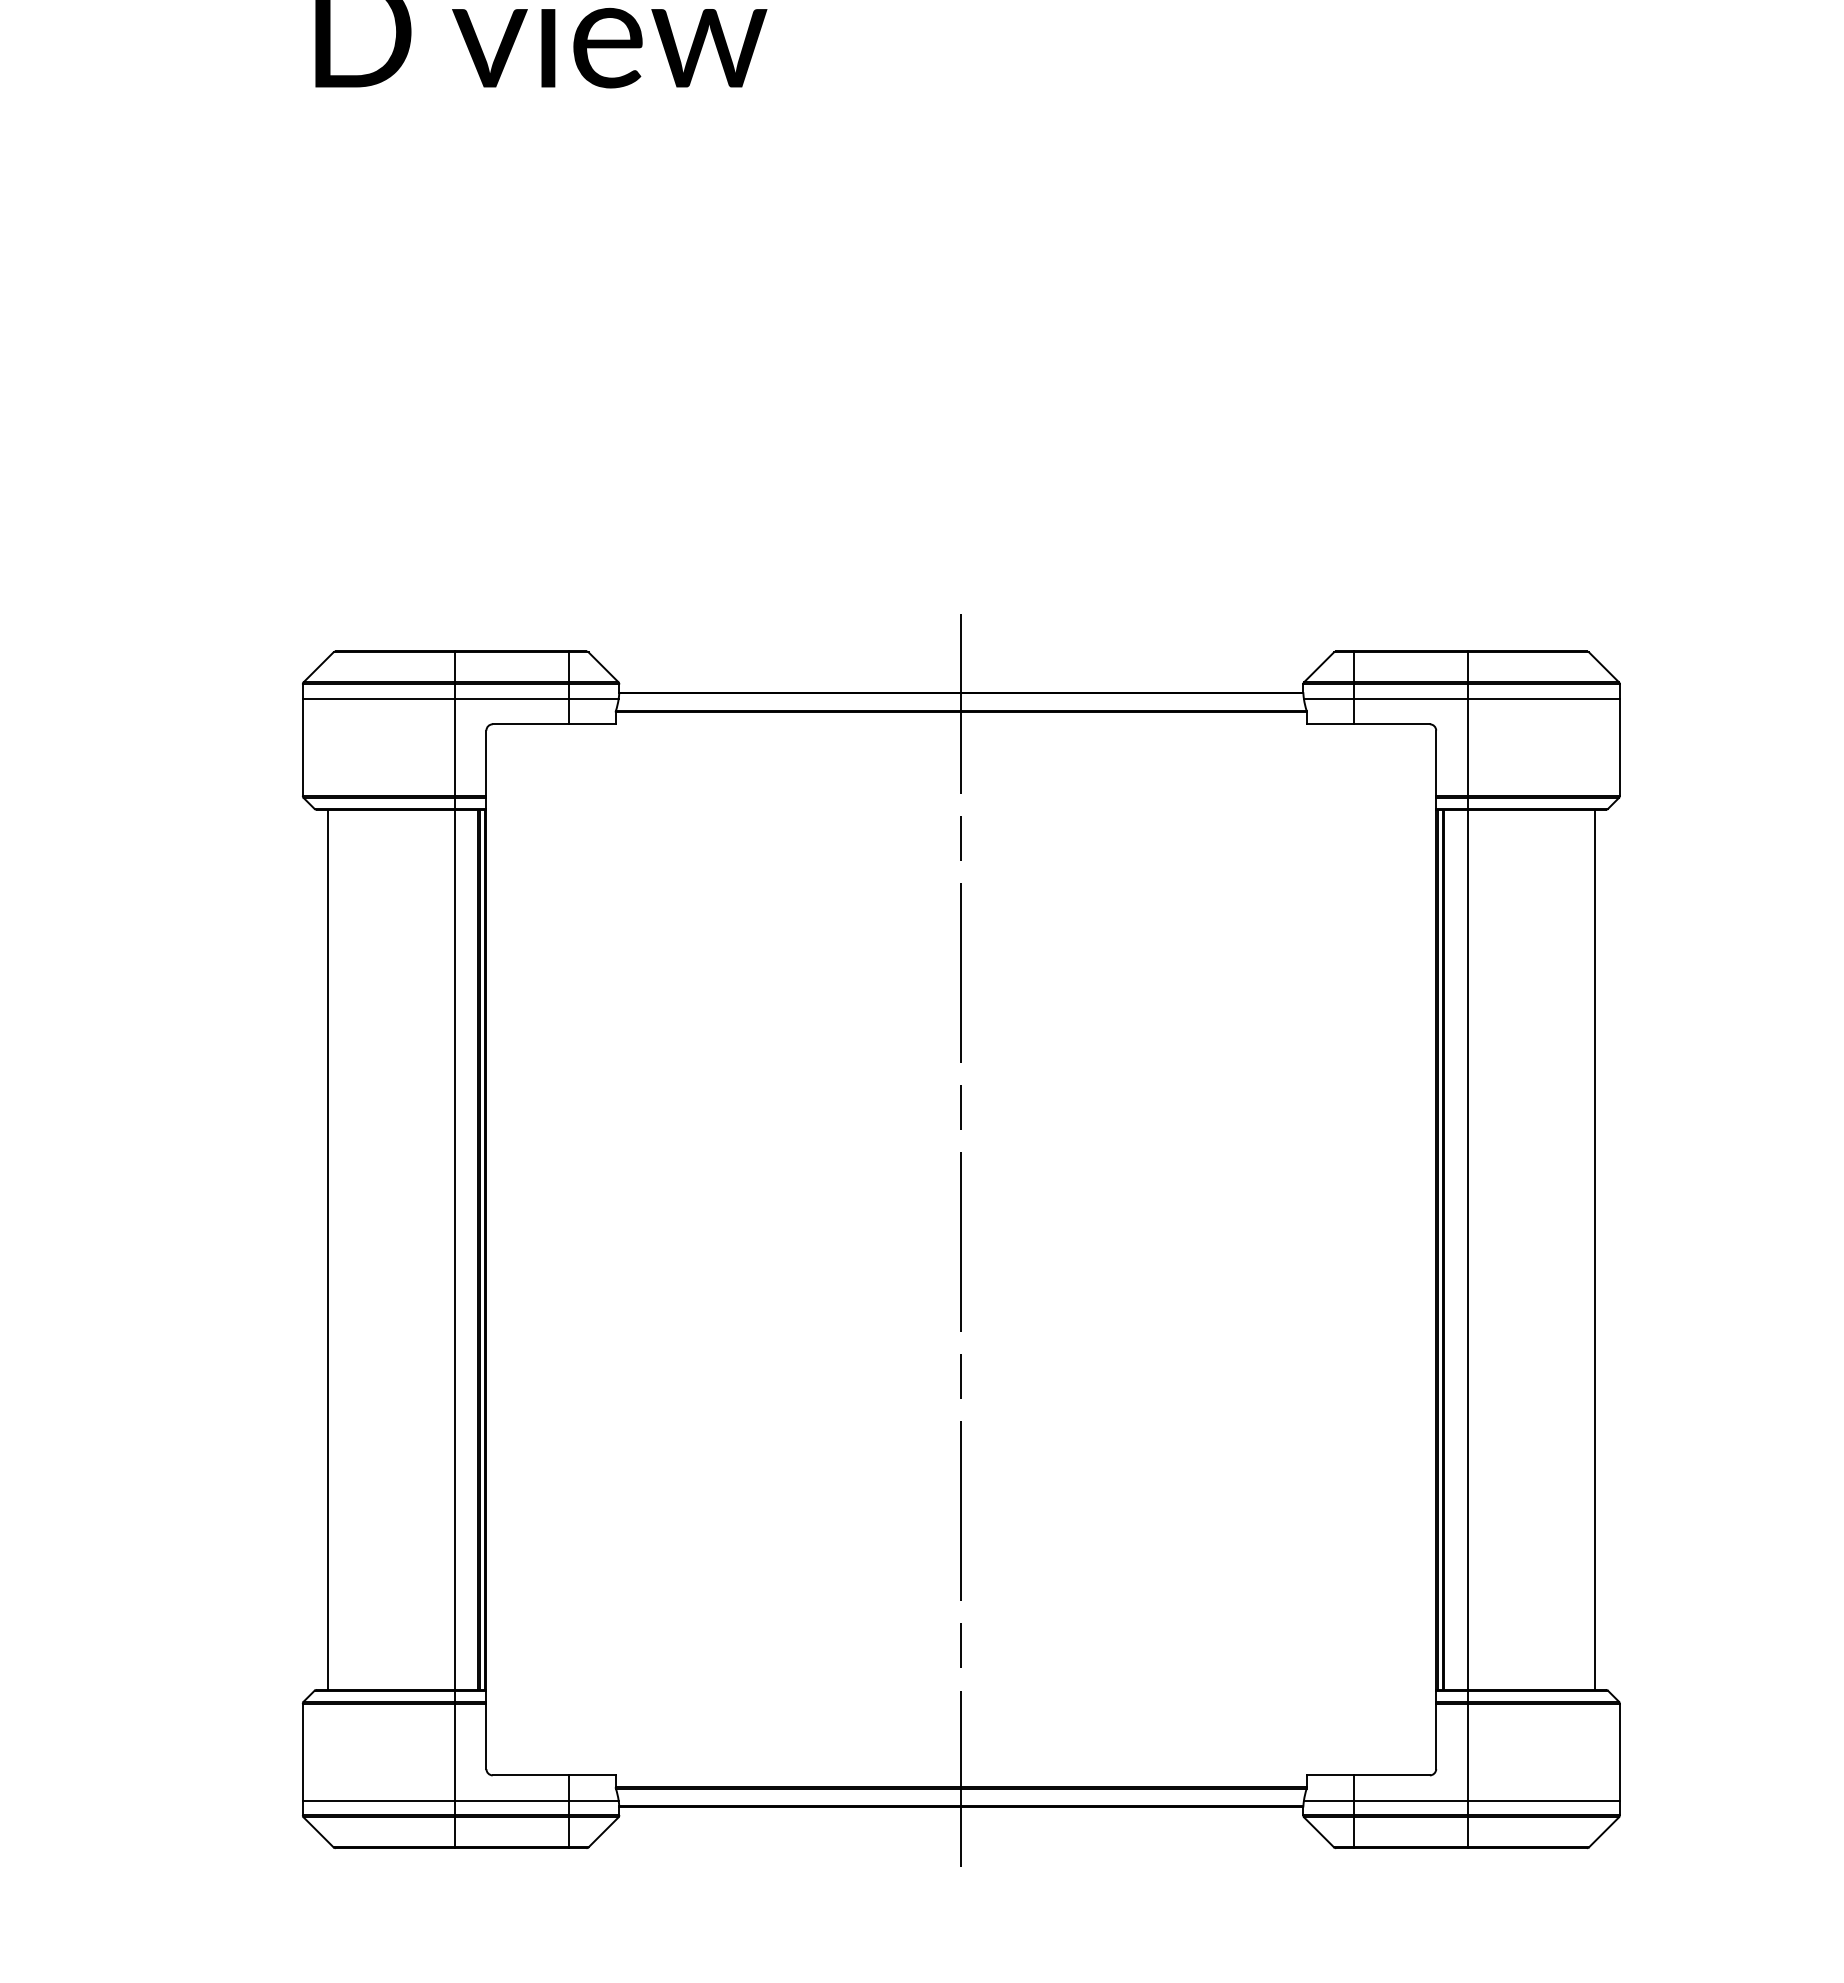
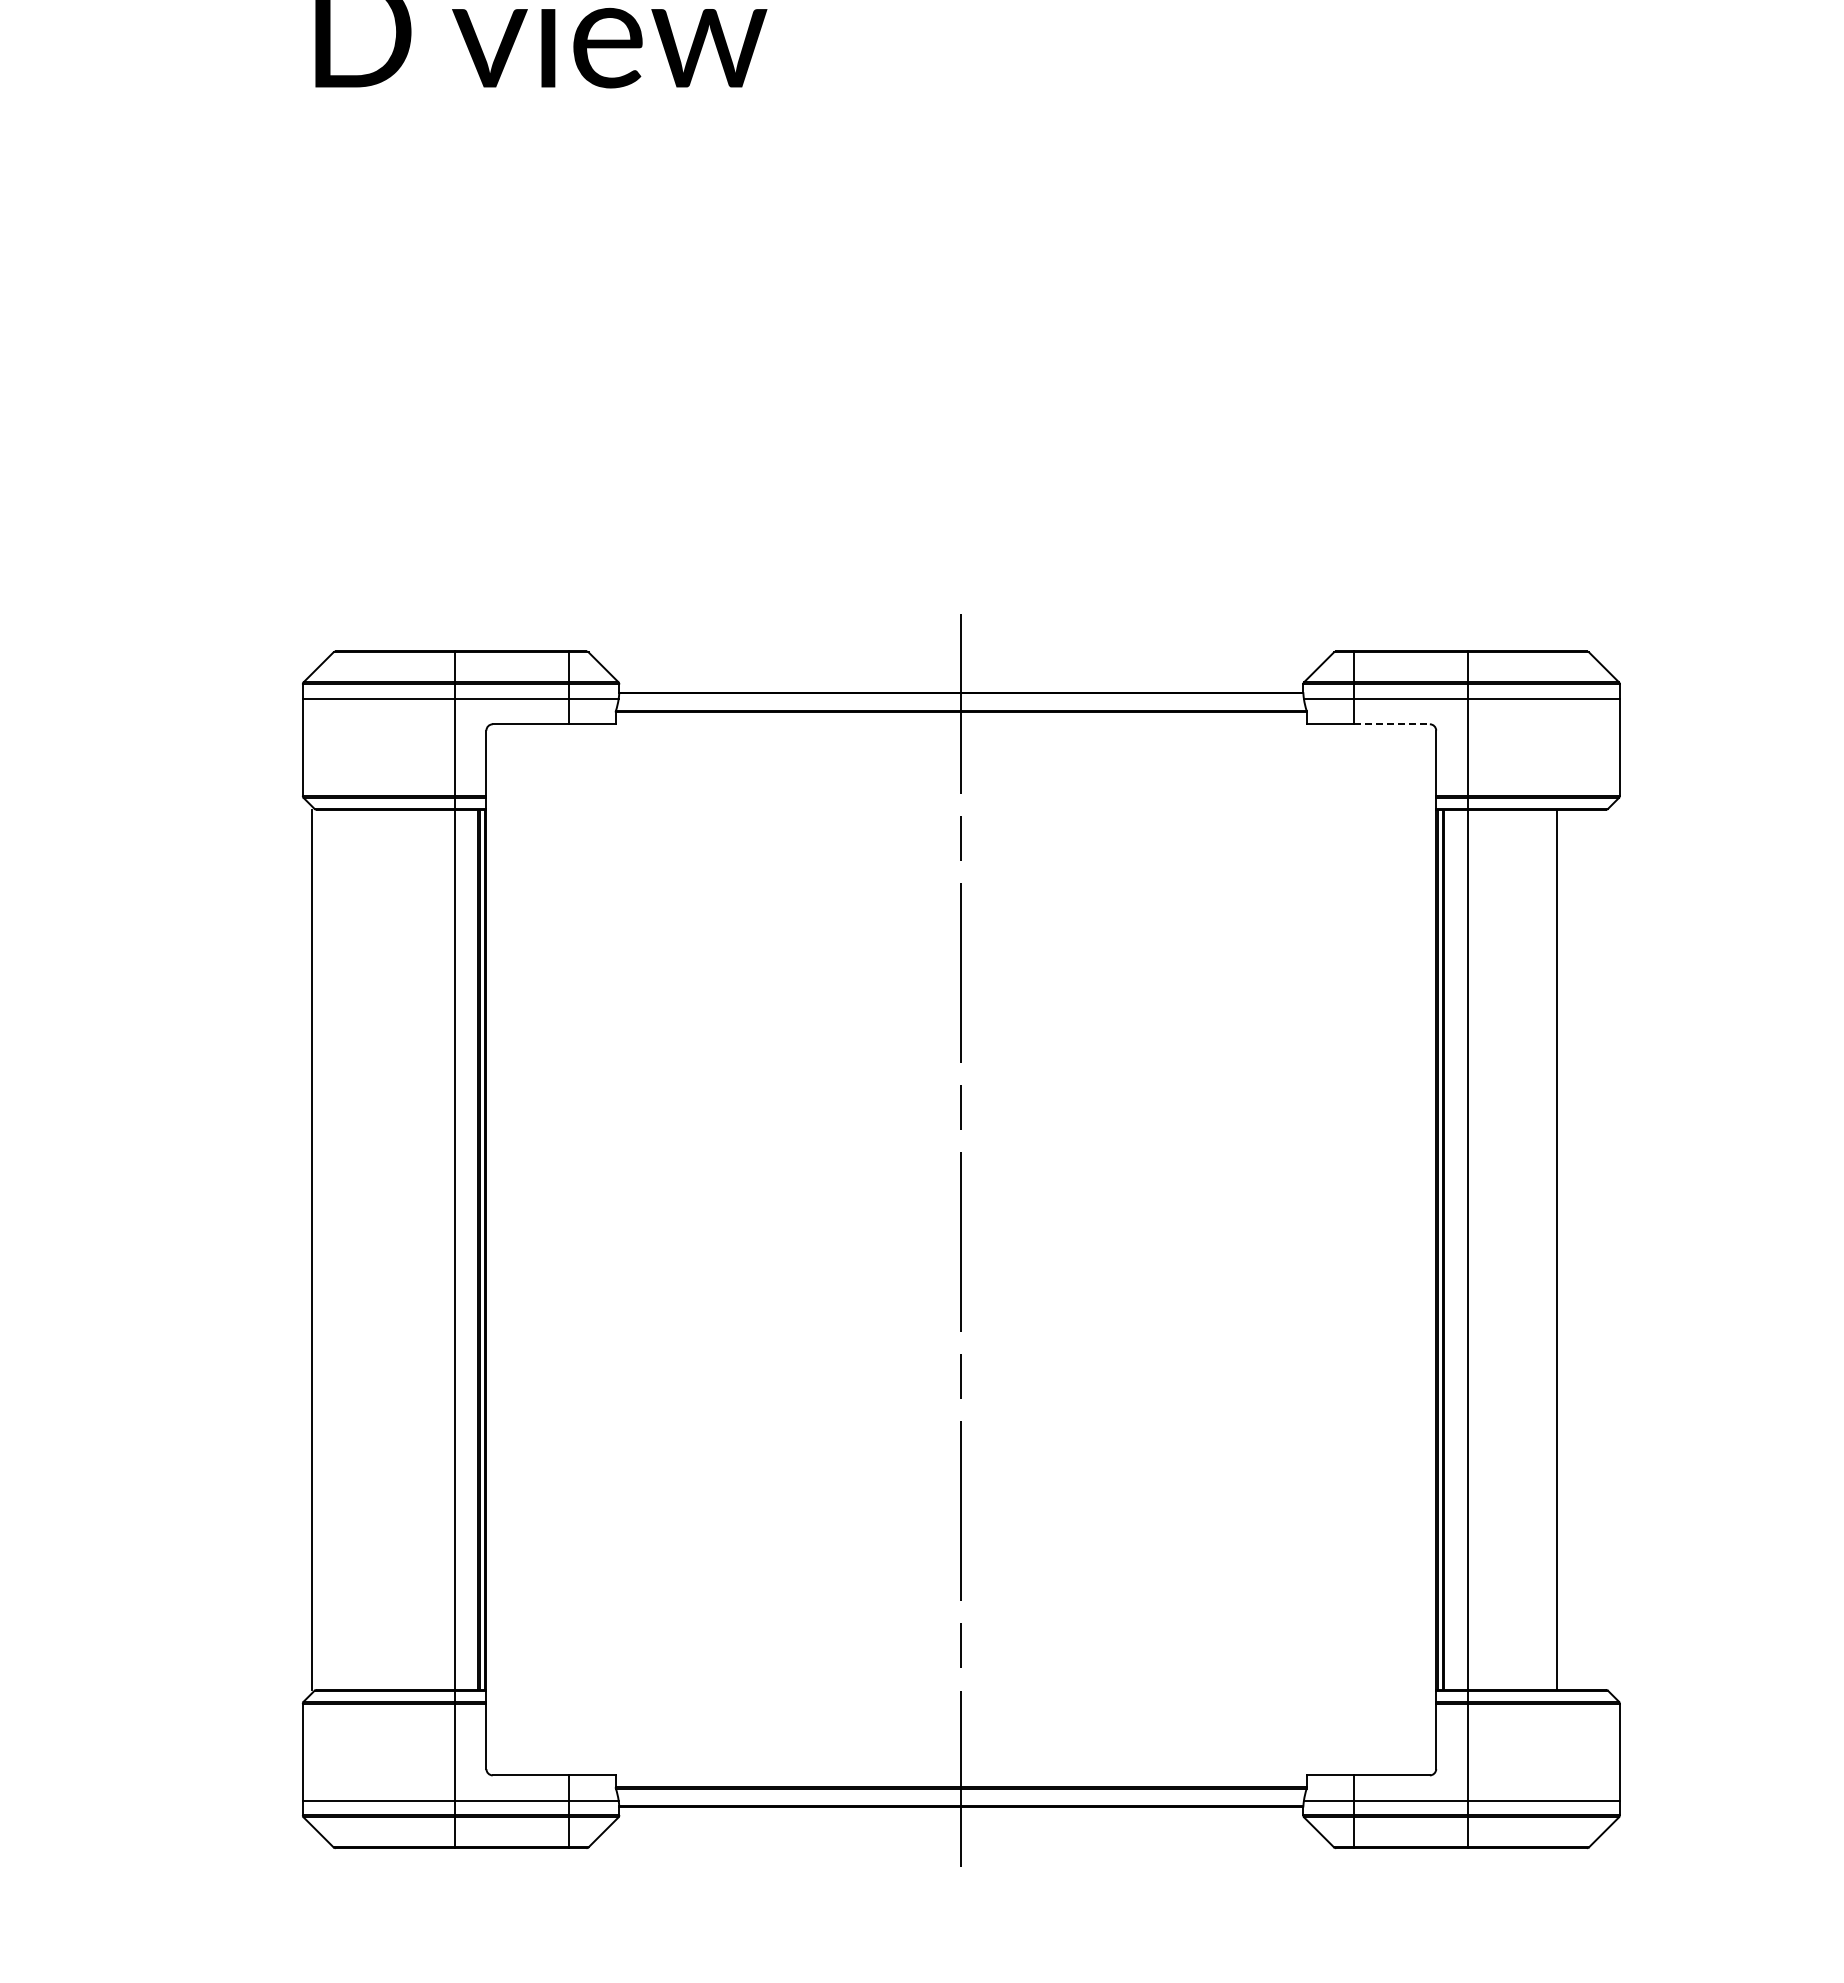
line: solid -> dashed (1391, 724)
line position: (328, 1249) -> (312, 1249) (312, 1249)
line position: (1594, 1249) -> (1556, 1249) (1556, 1249)
